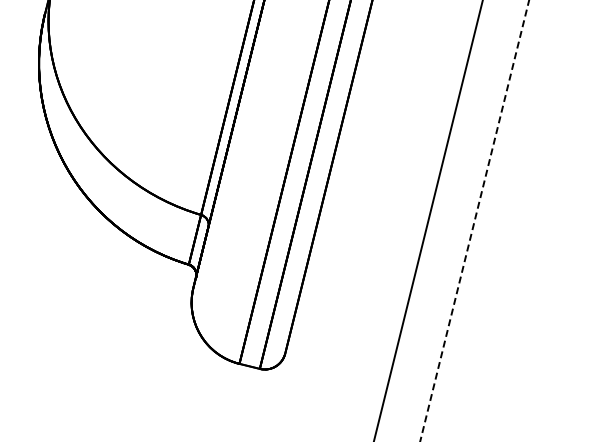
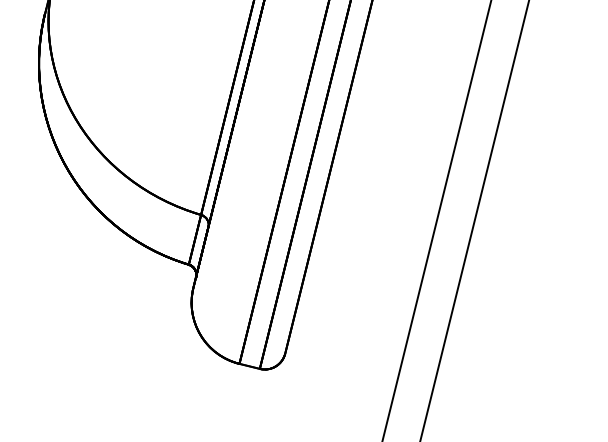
line position: (428, 220) -> (436, 220) (436, 220)
line: dashed -> solid (474, 221)
